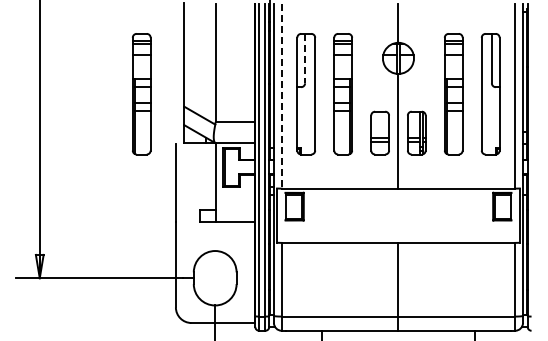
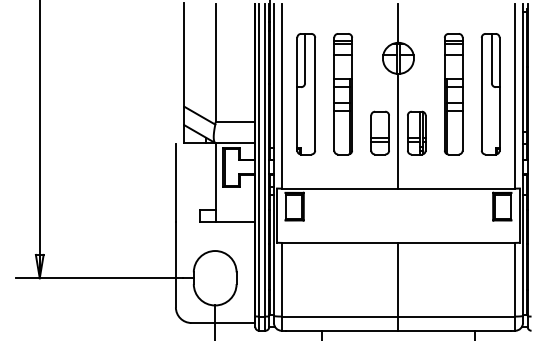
line: dashed -> solid (305, 58)
part: present -> none (141, 94)
line: dashed -> solid (281, 96)
